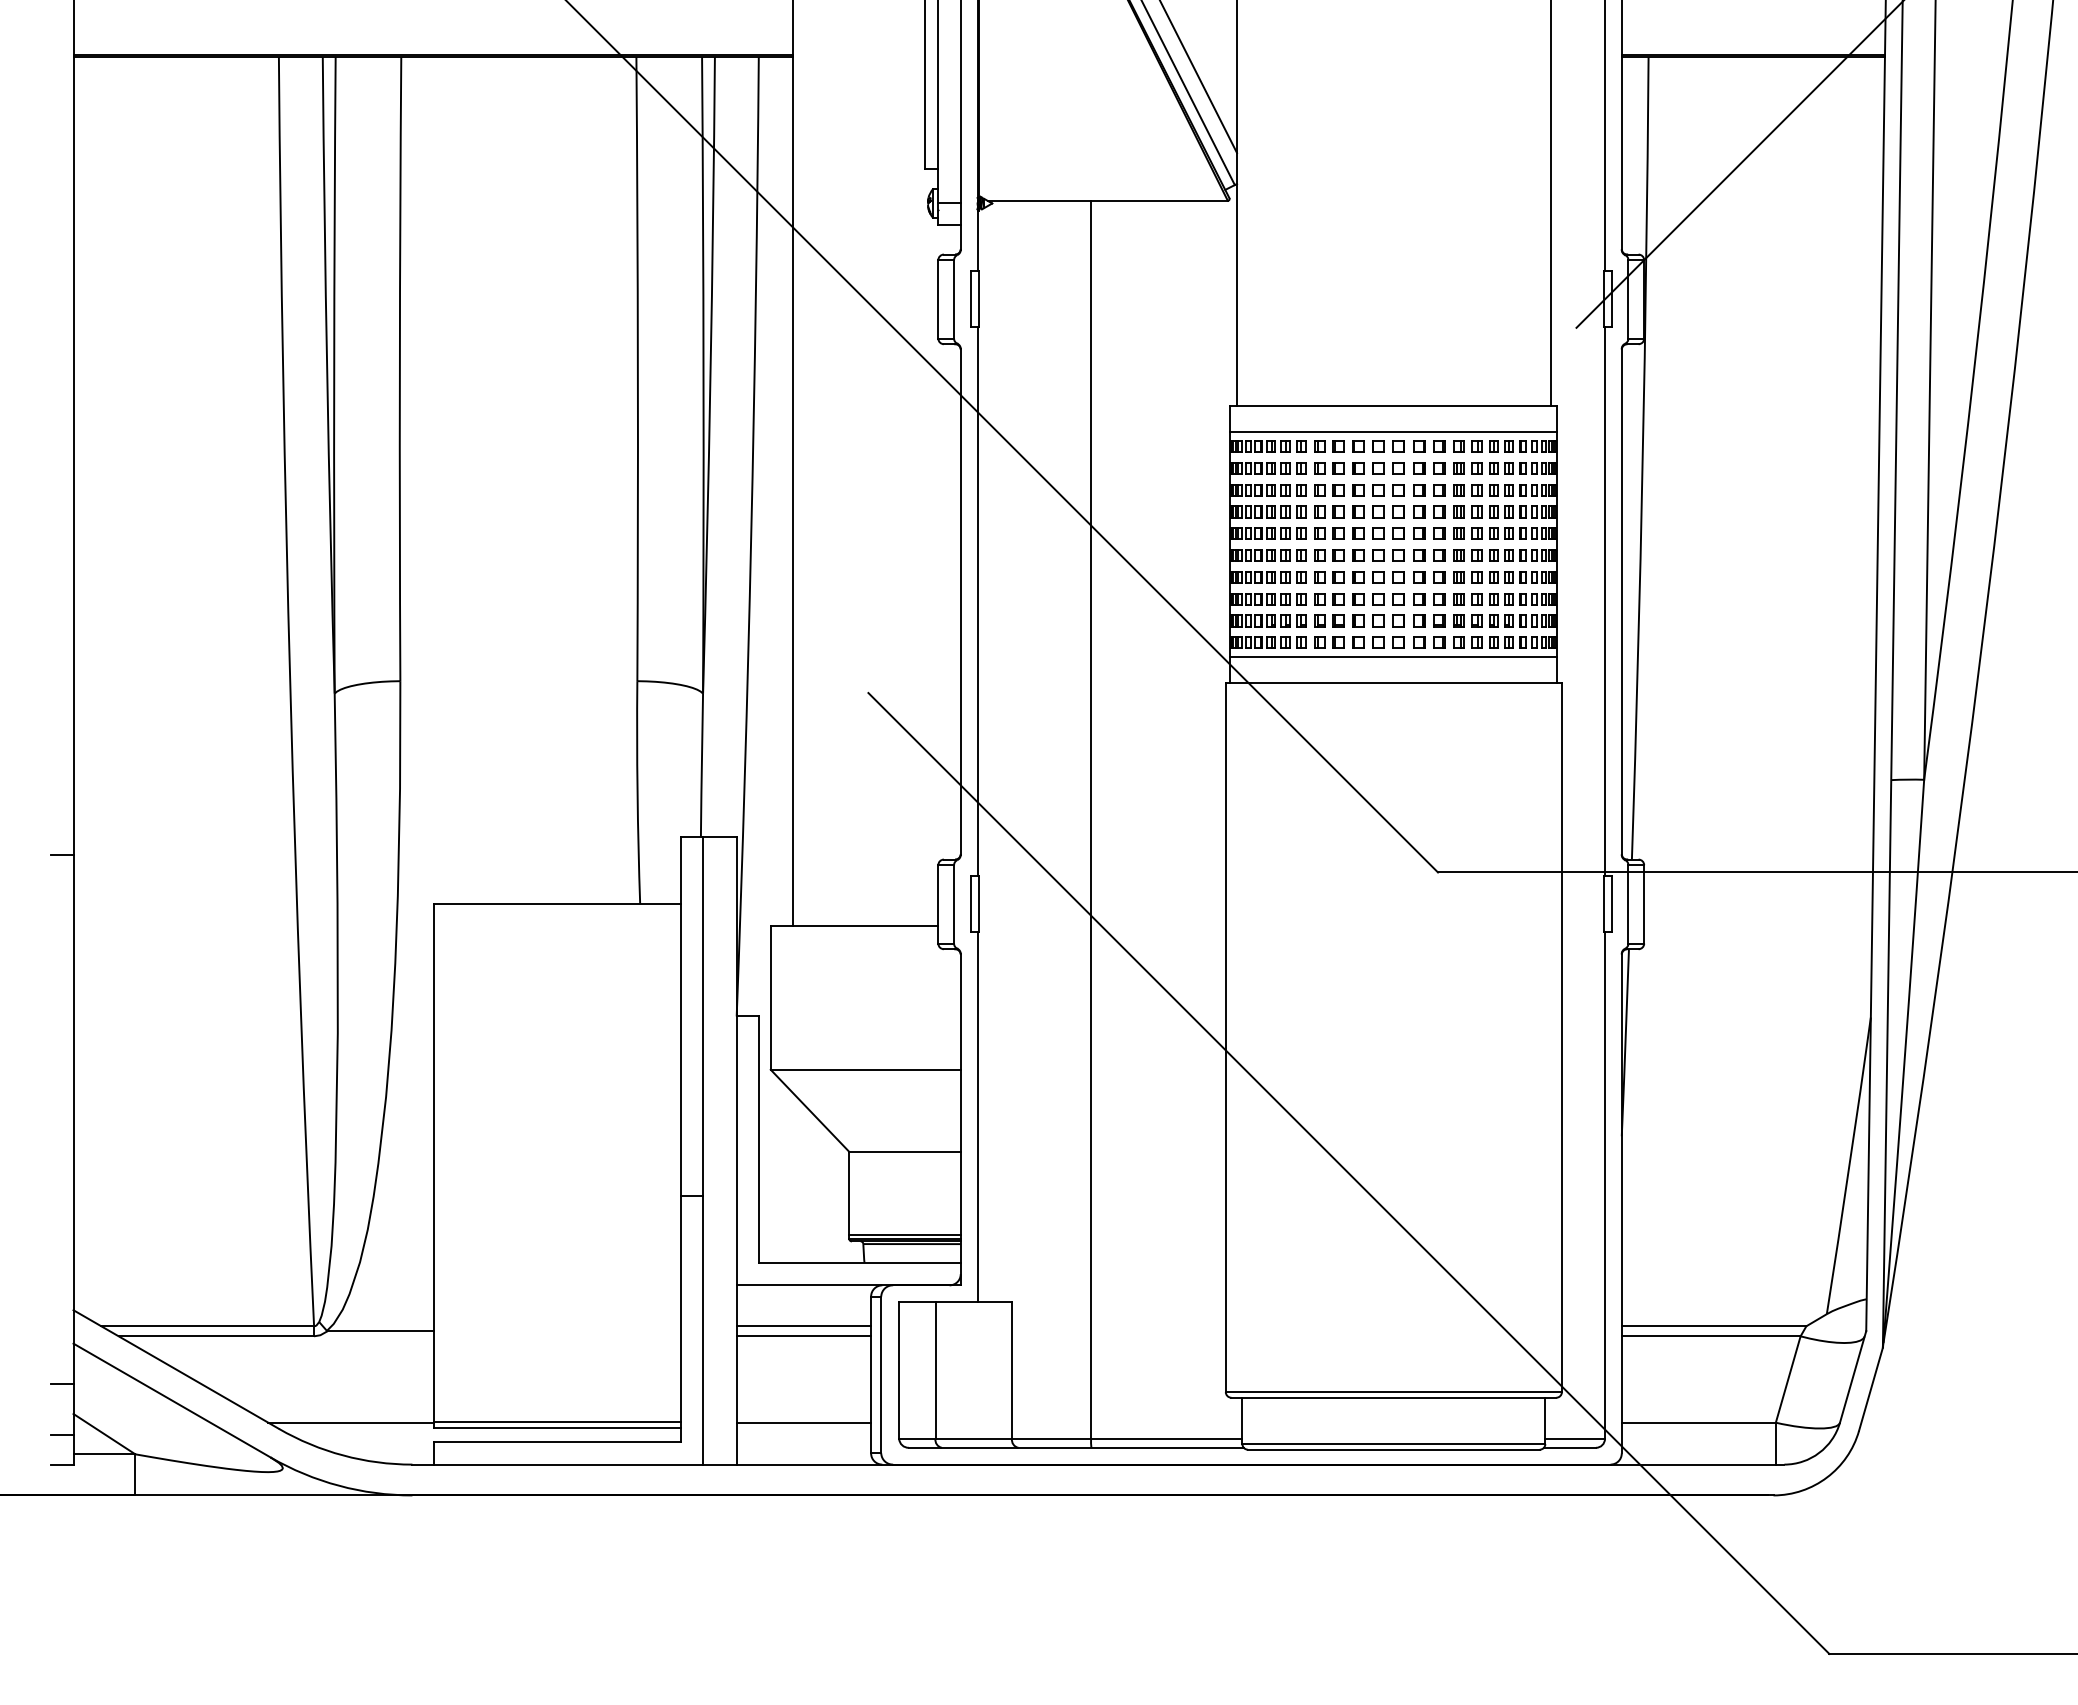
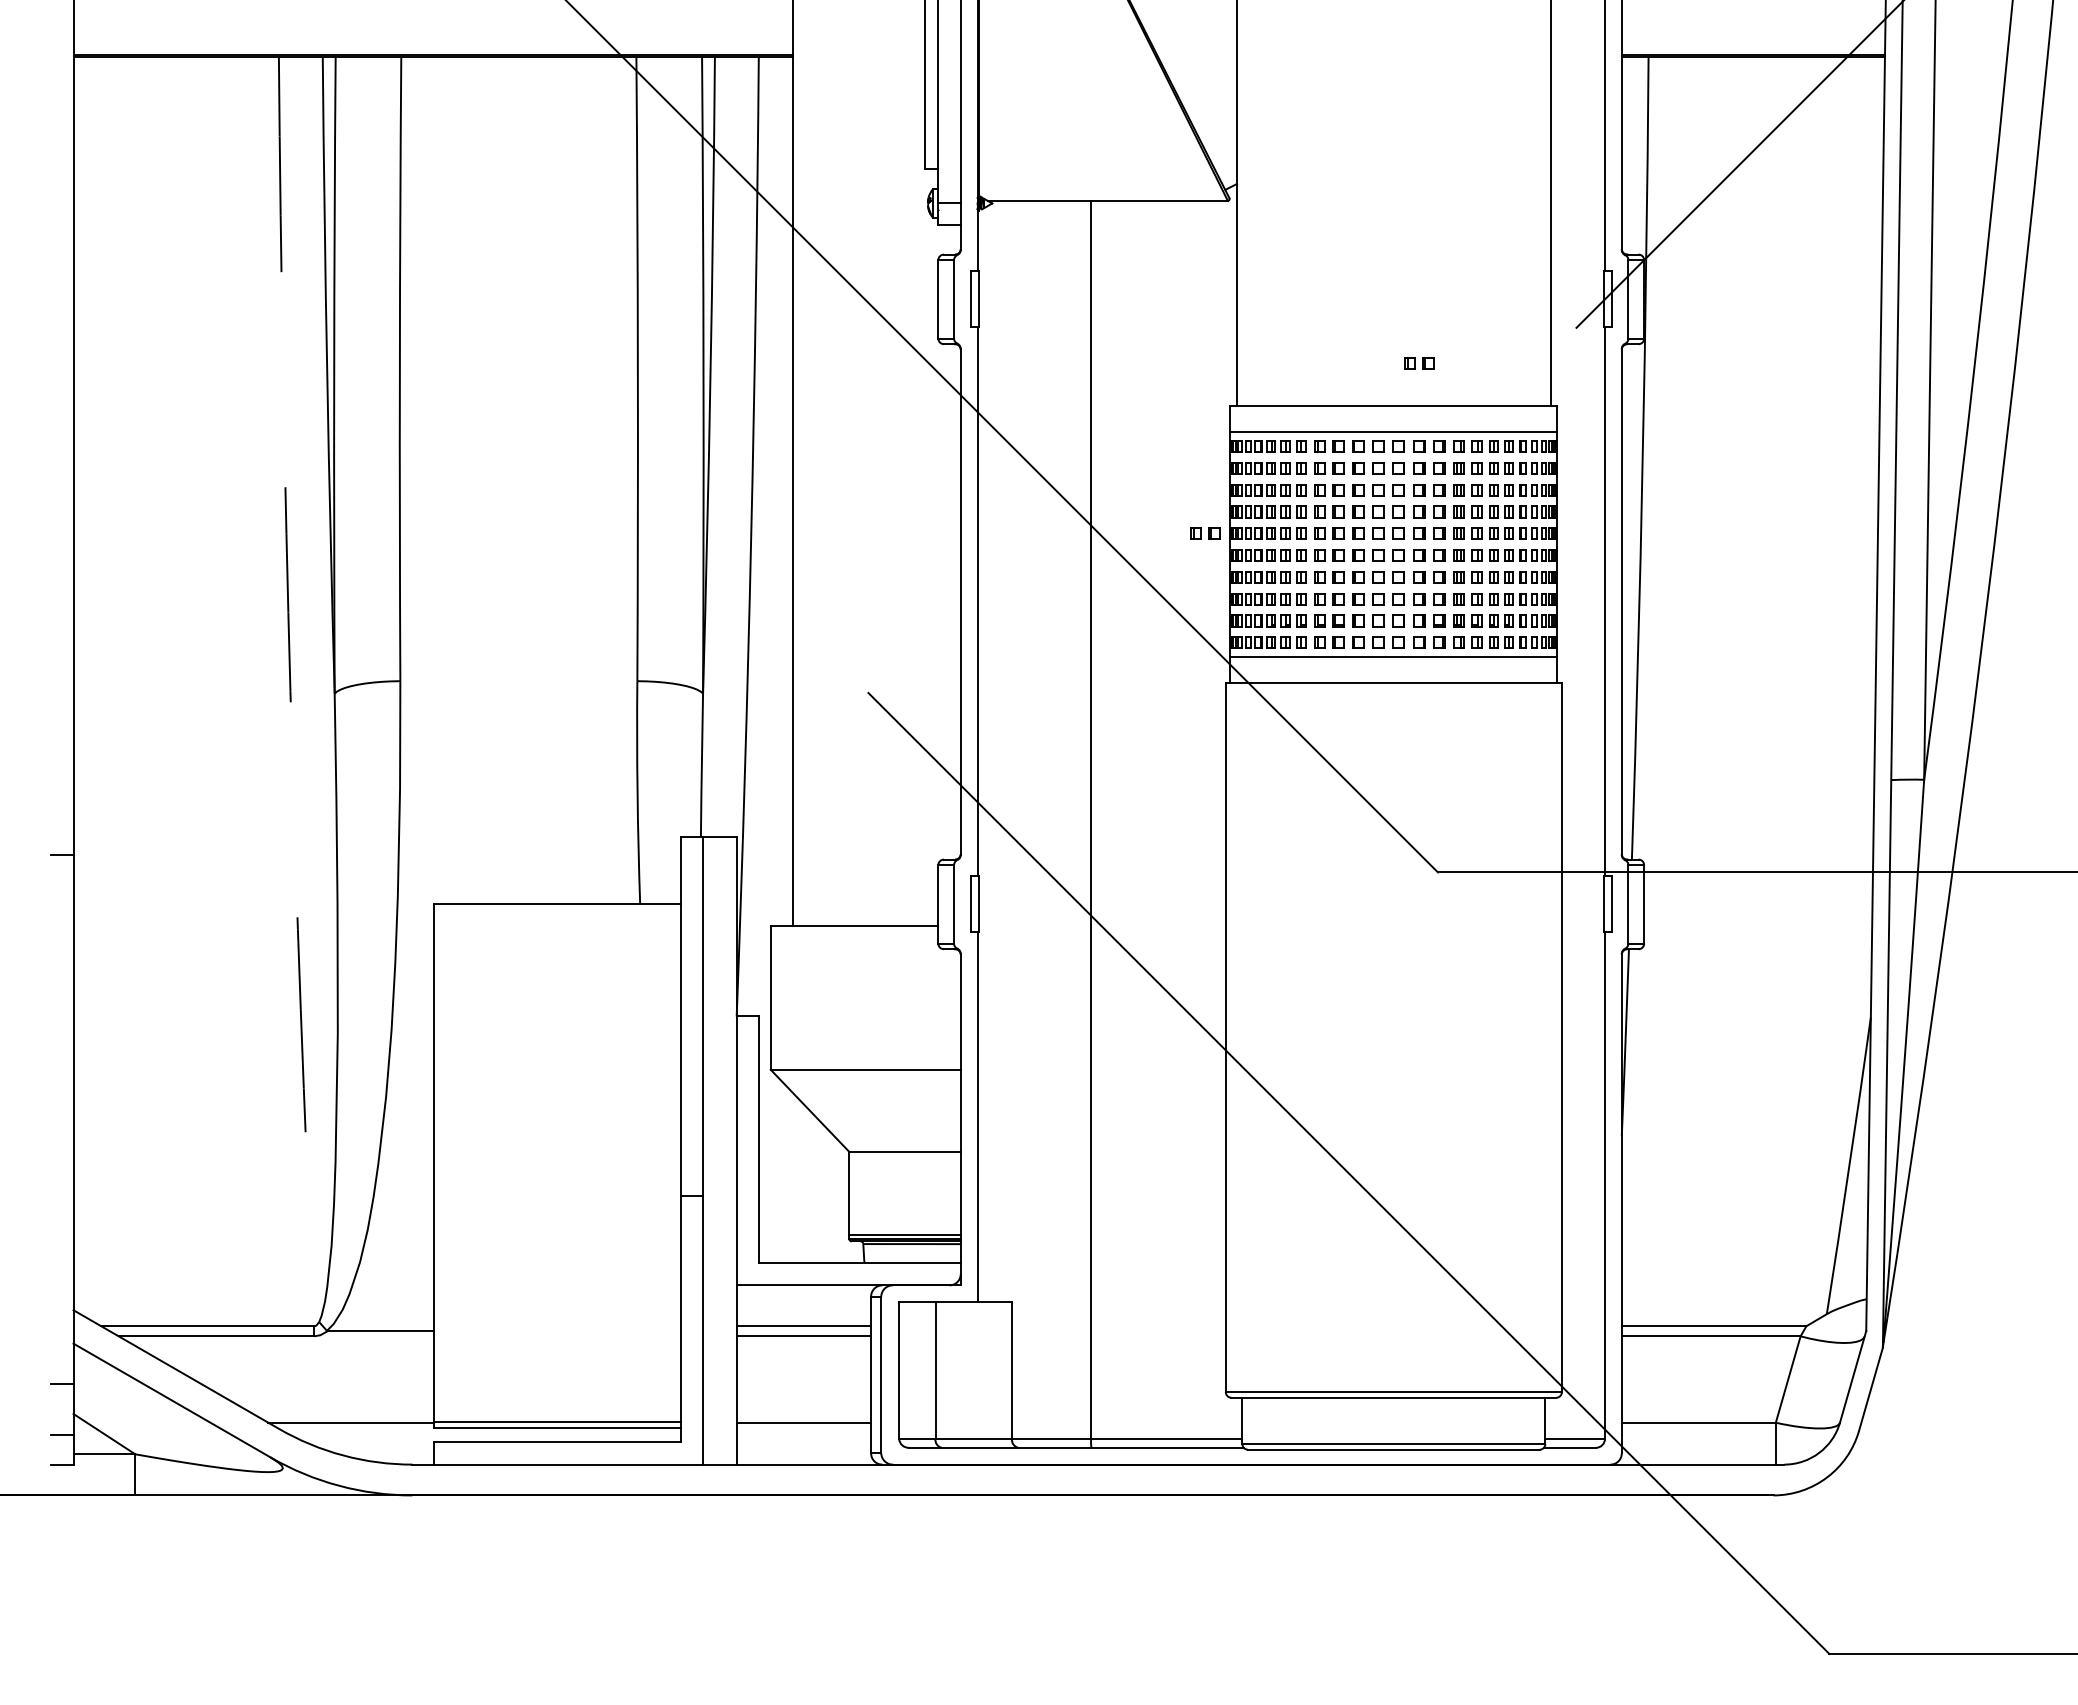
line: present -> none (1199, 77)
line: present -> none (1188, 93)
part: none -> present (1419, 363)
part: none -> present (1205, 533)
arc: solid -> dashed (290, 691)
